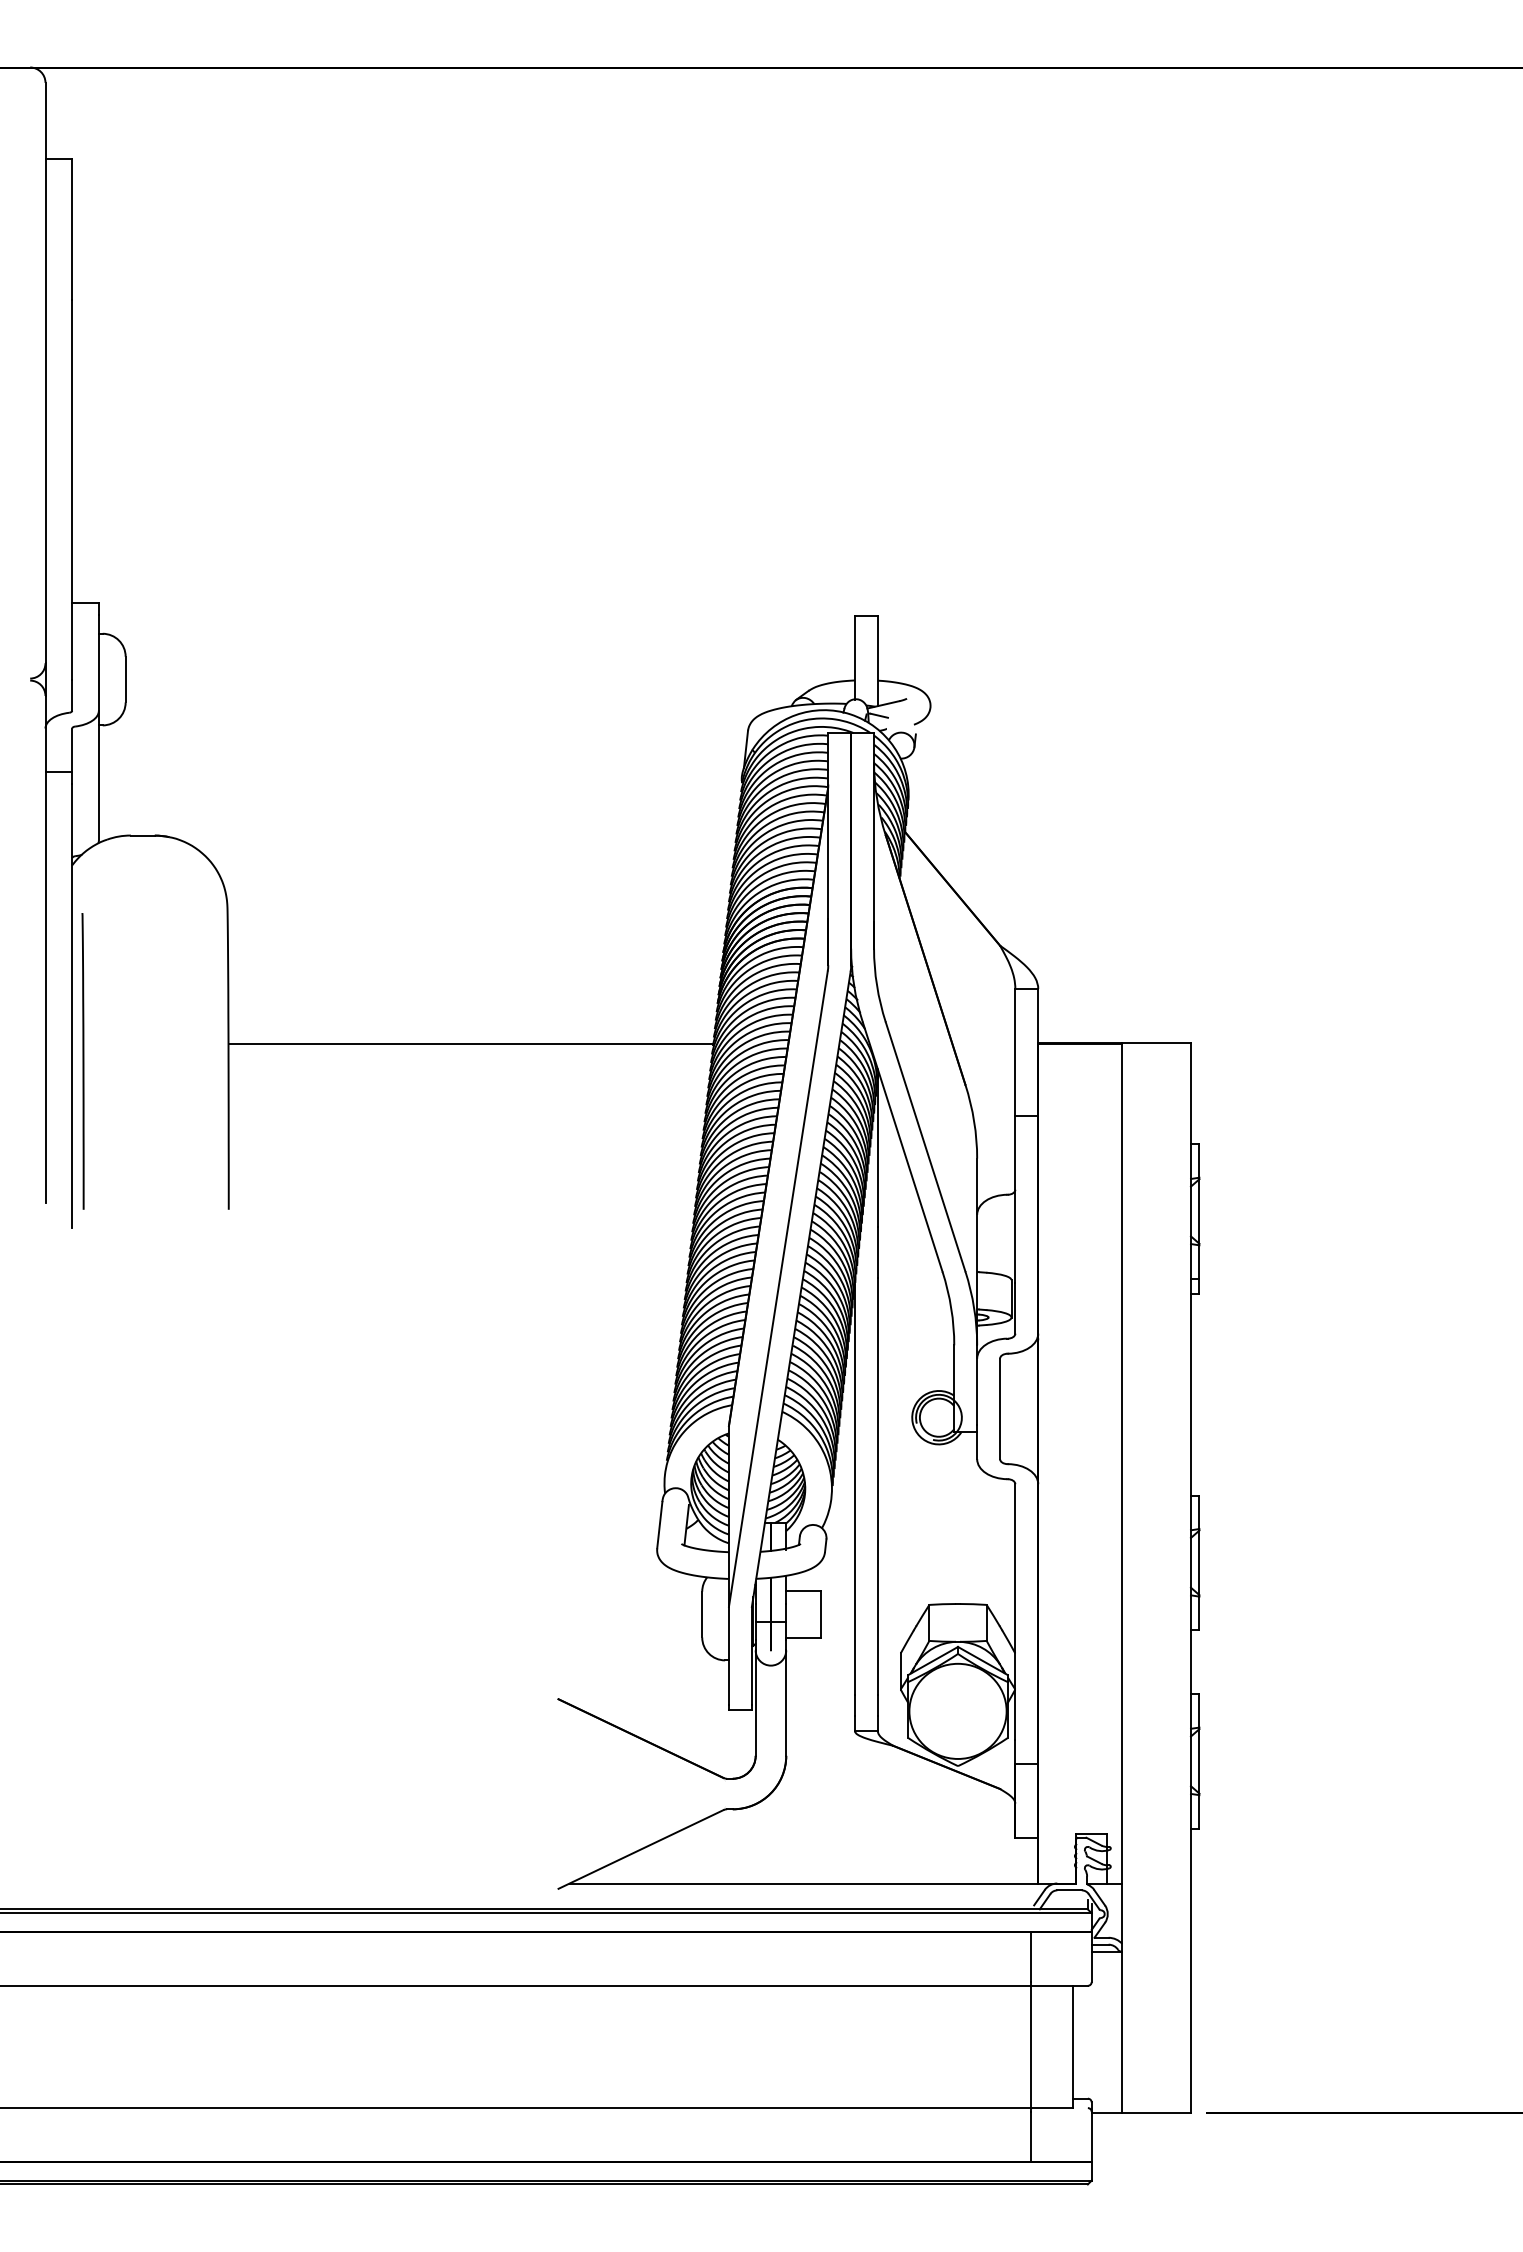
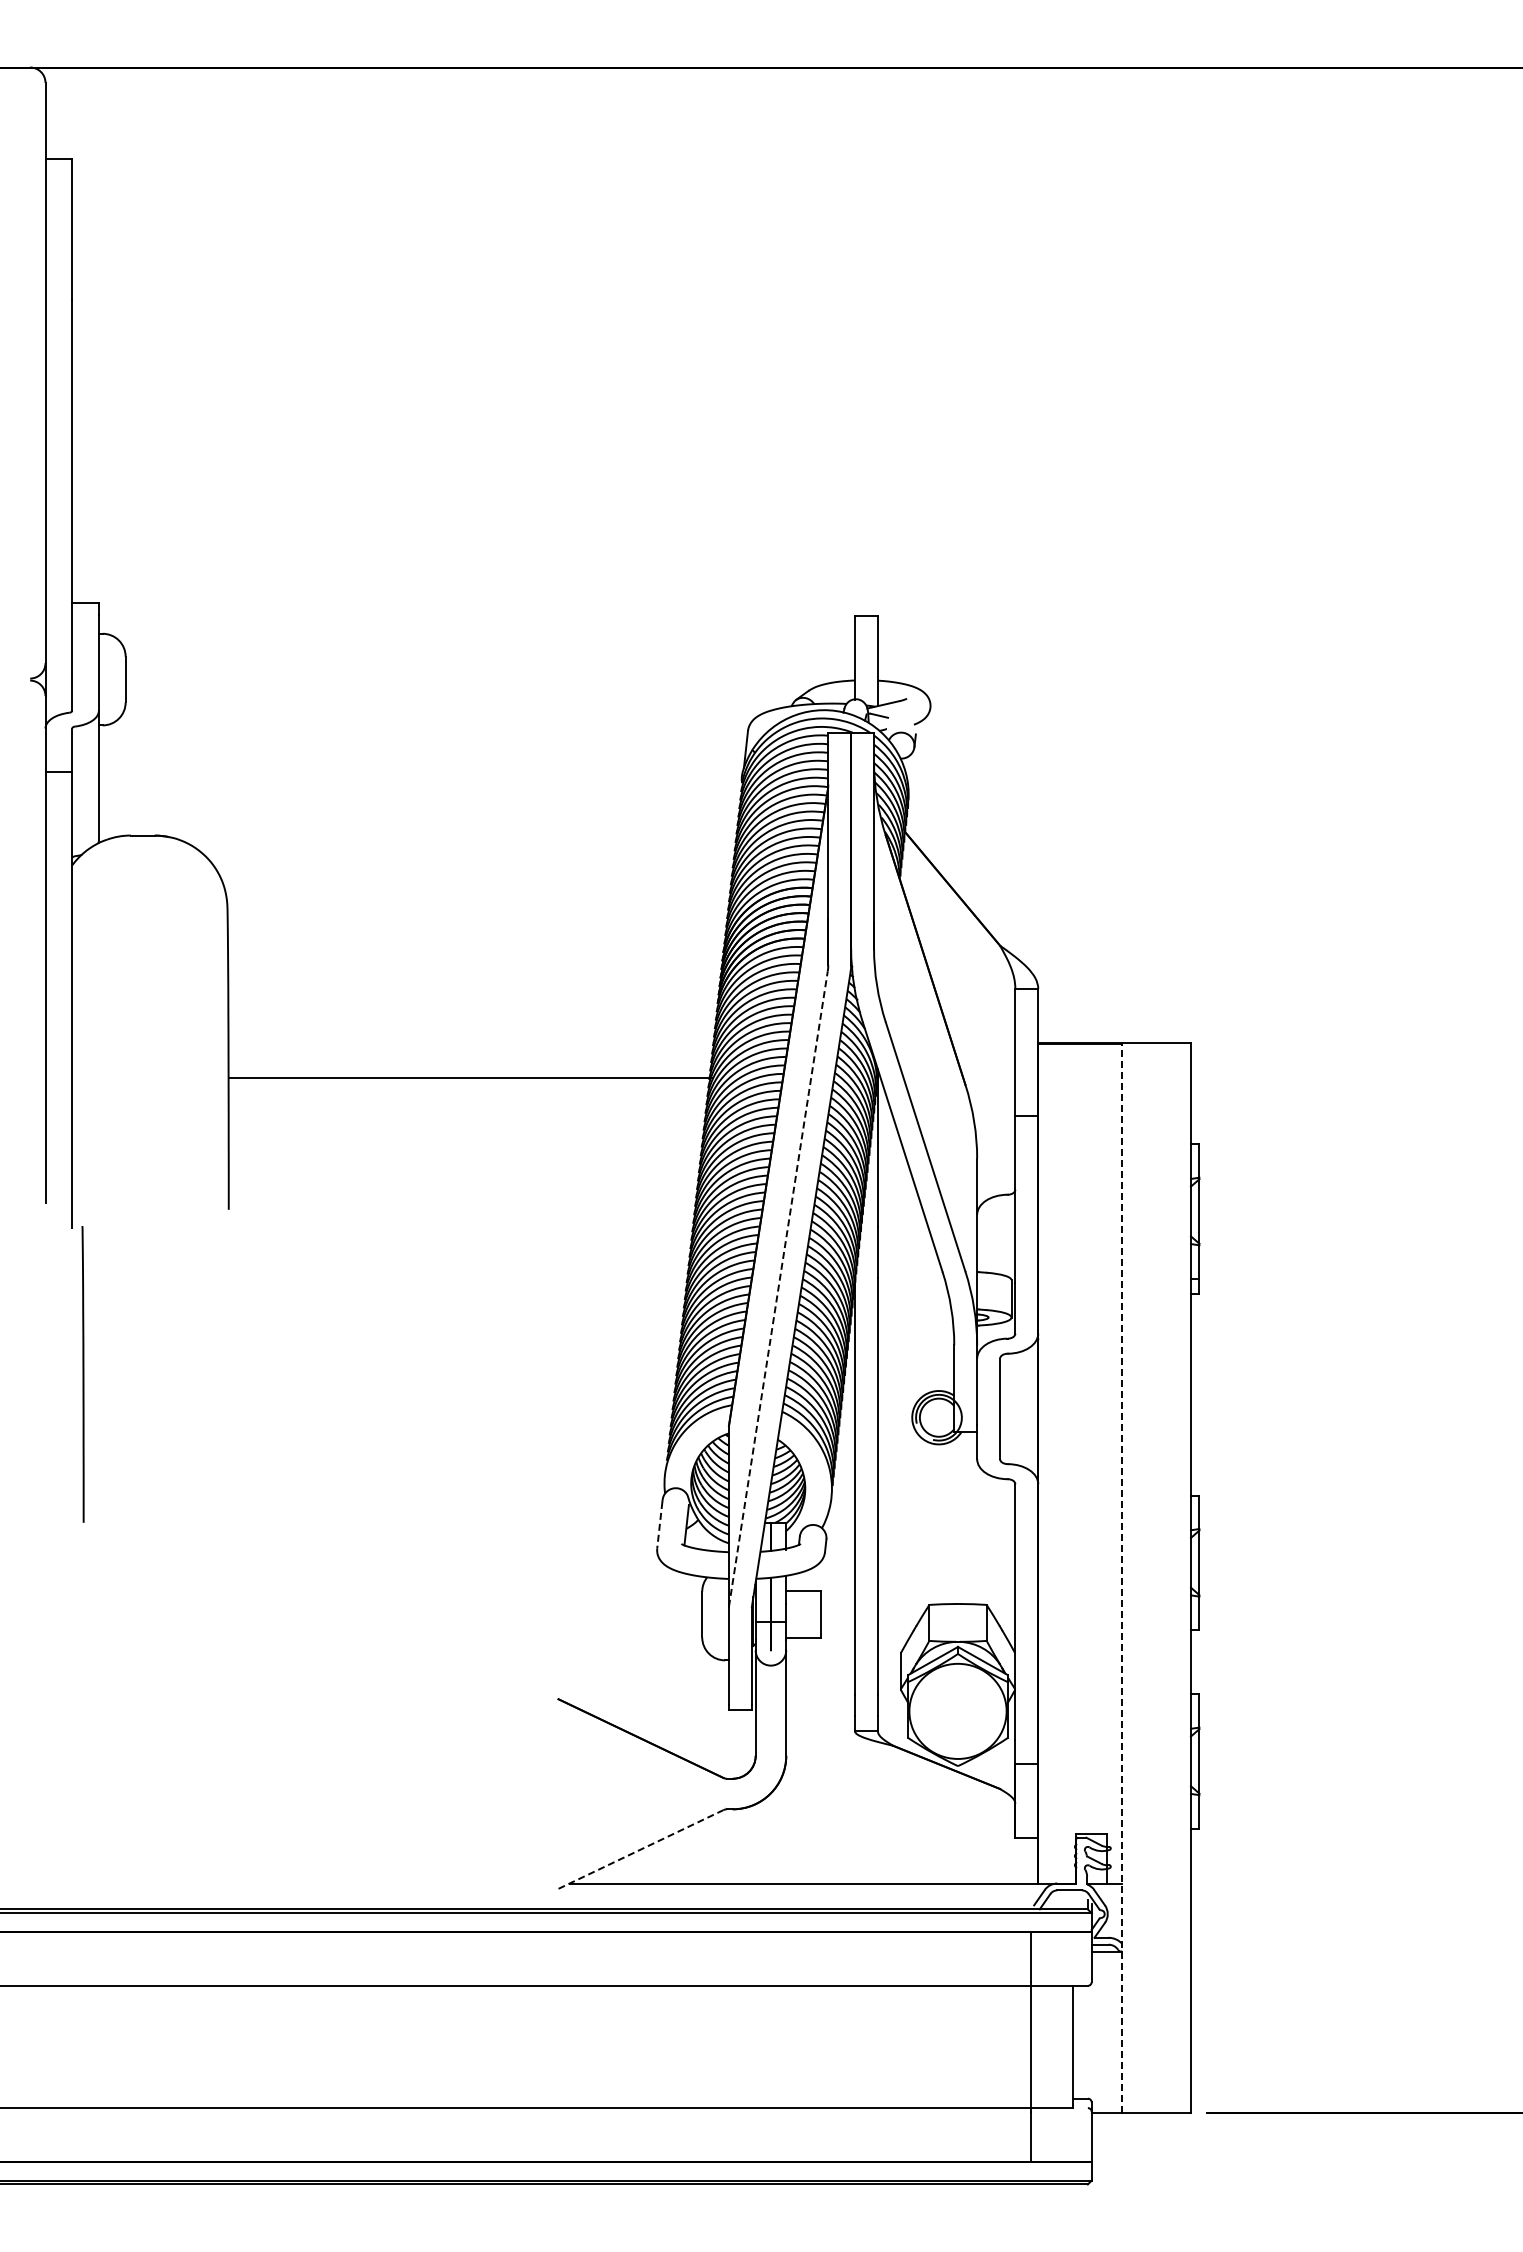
line position: (470, 1043) -> (470, 1077) (470, 1077)
line position: (82, 1061) -> (82, 1374) (82, 1374)
line: solid -> dashed (778, 1288)
line: solid -> dashed (659, 1525)
line: solid -> dashed (1122, 1578)
line: solid -> dashed (641, 1849)
